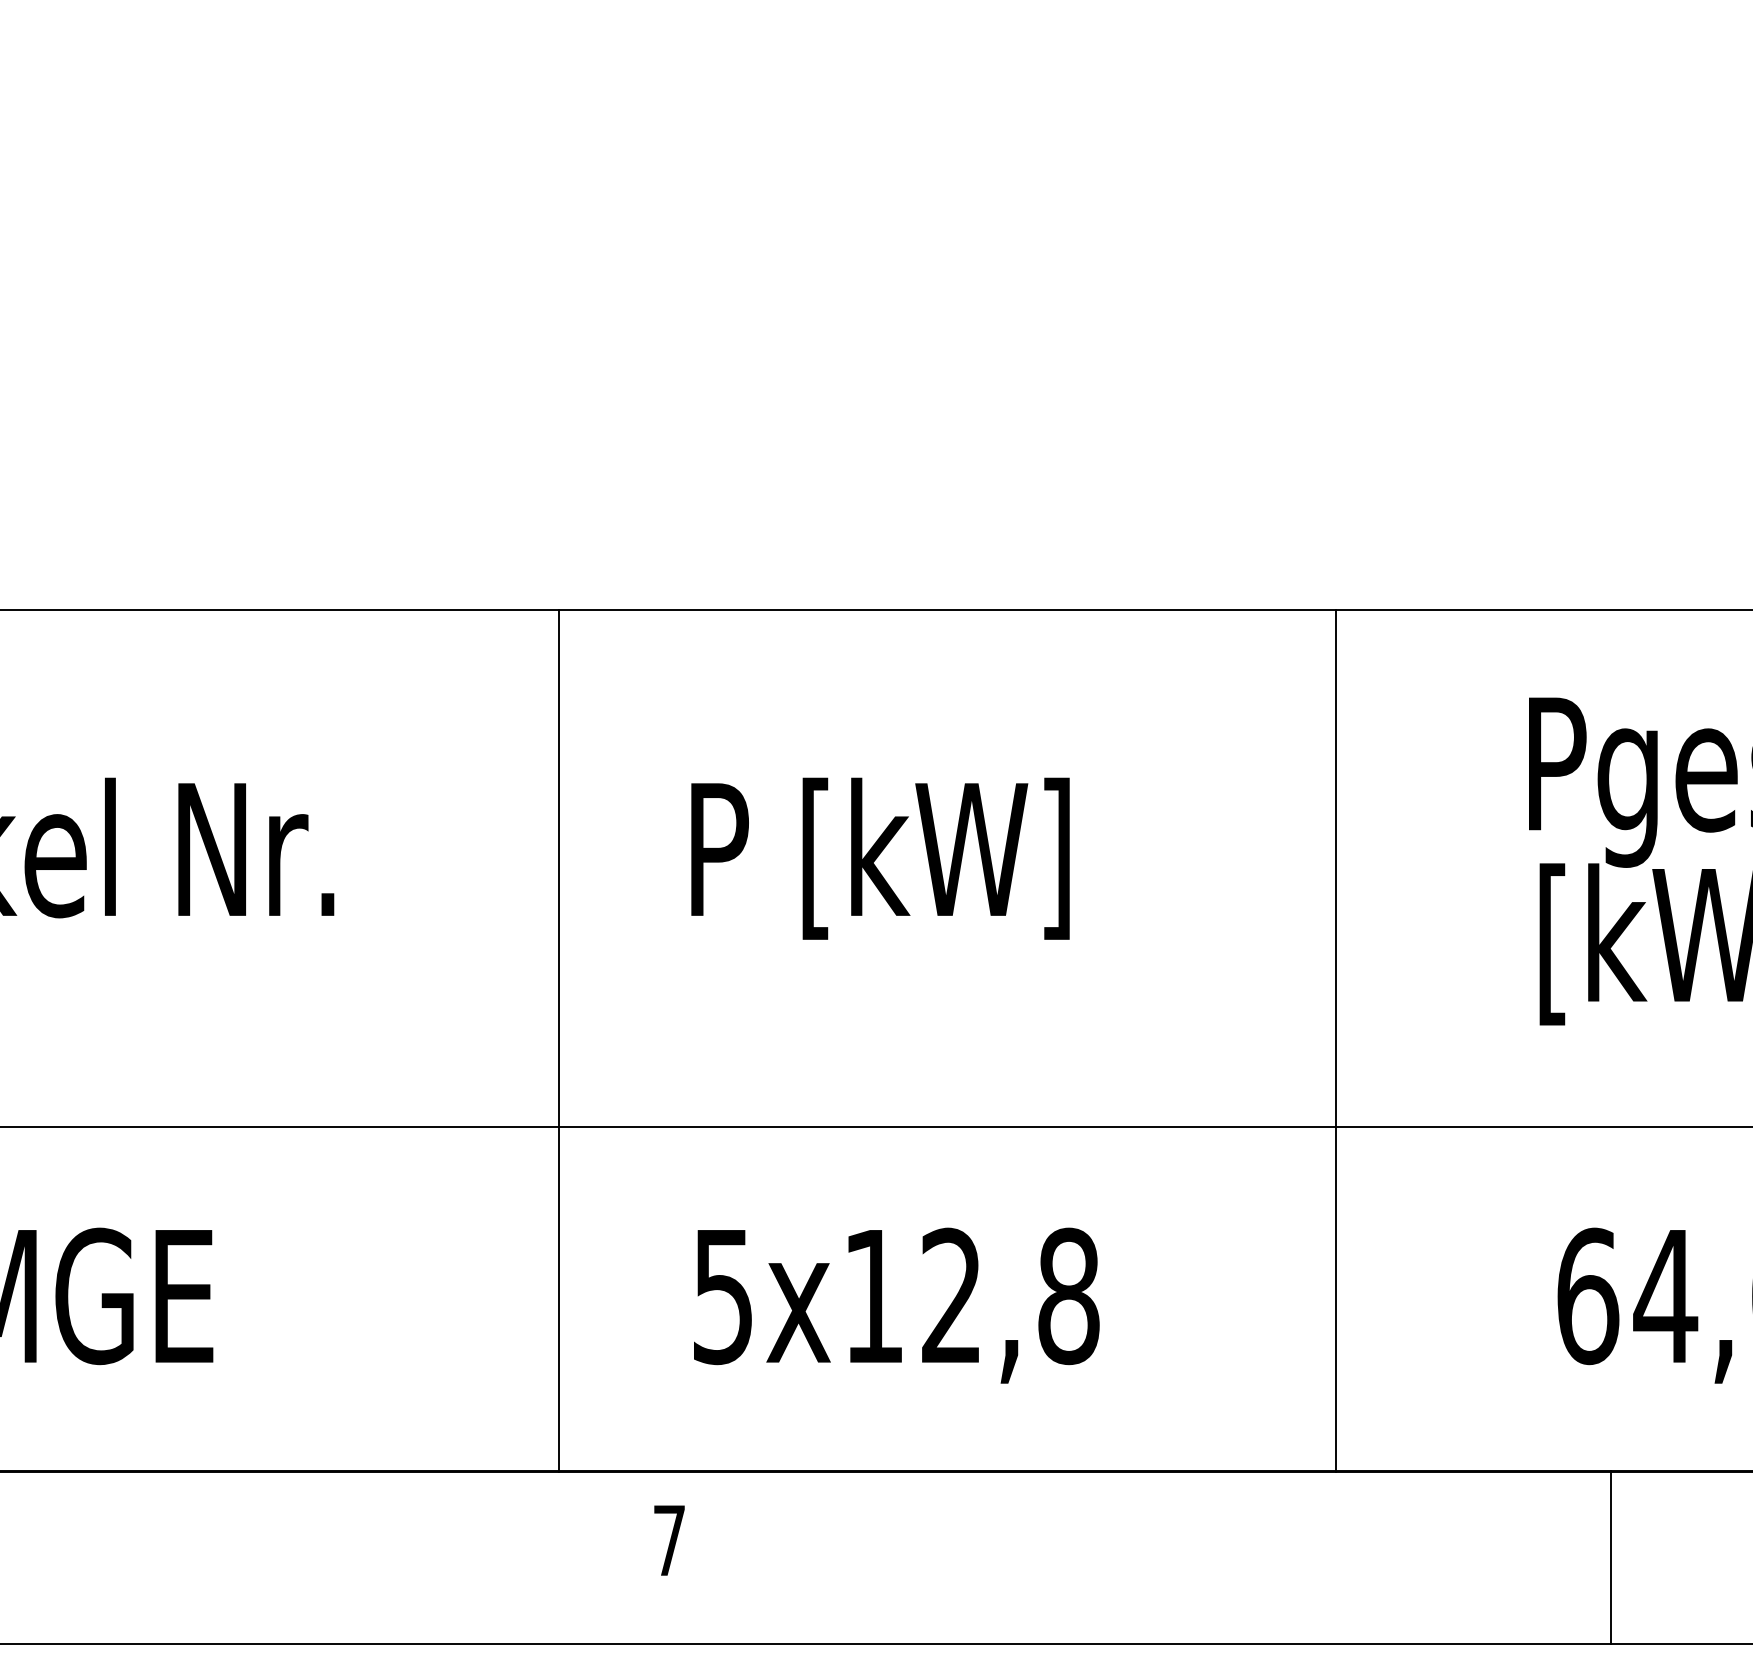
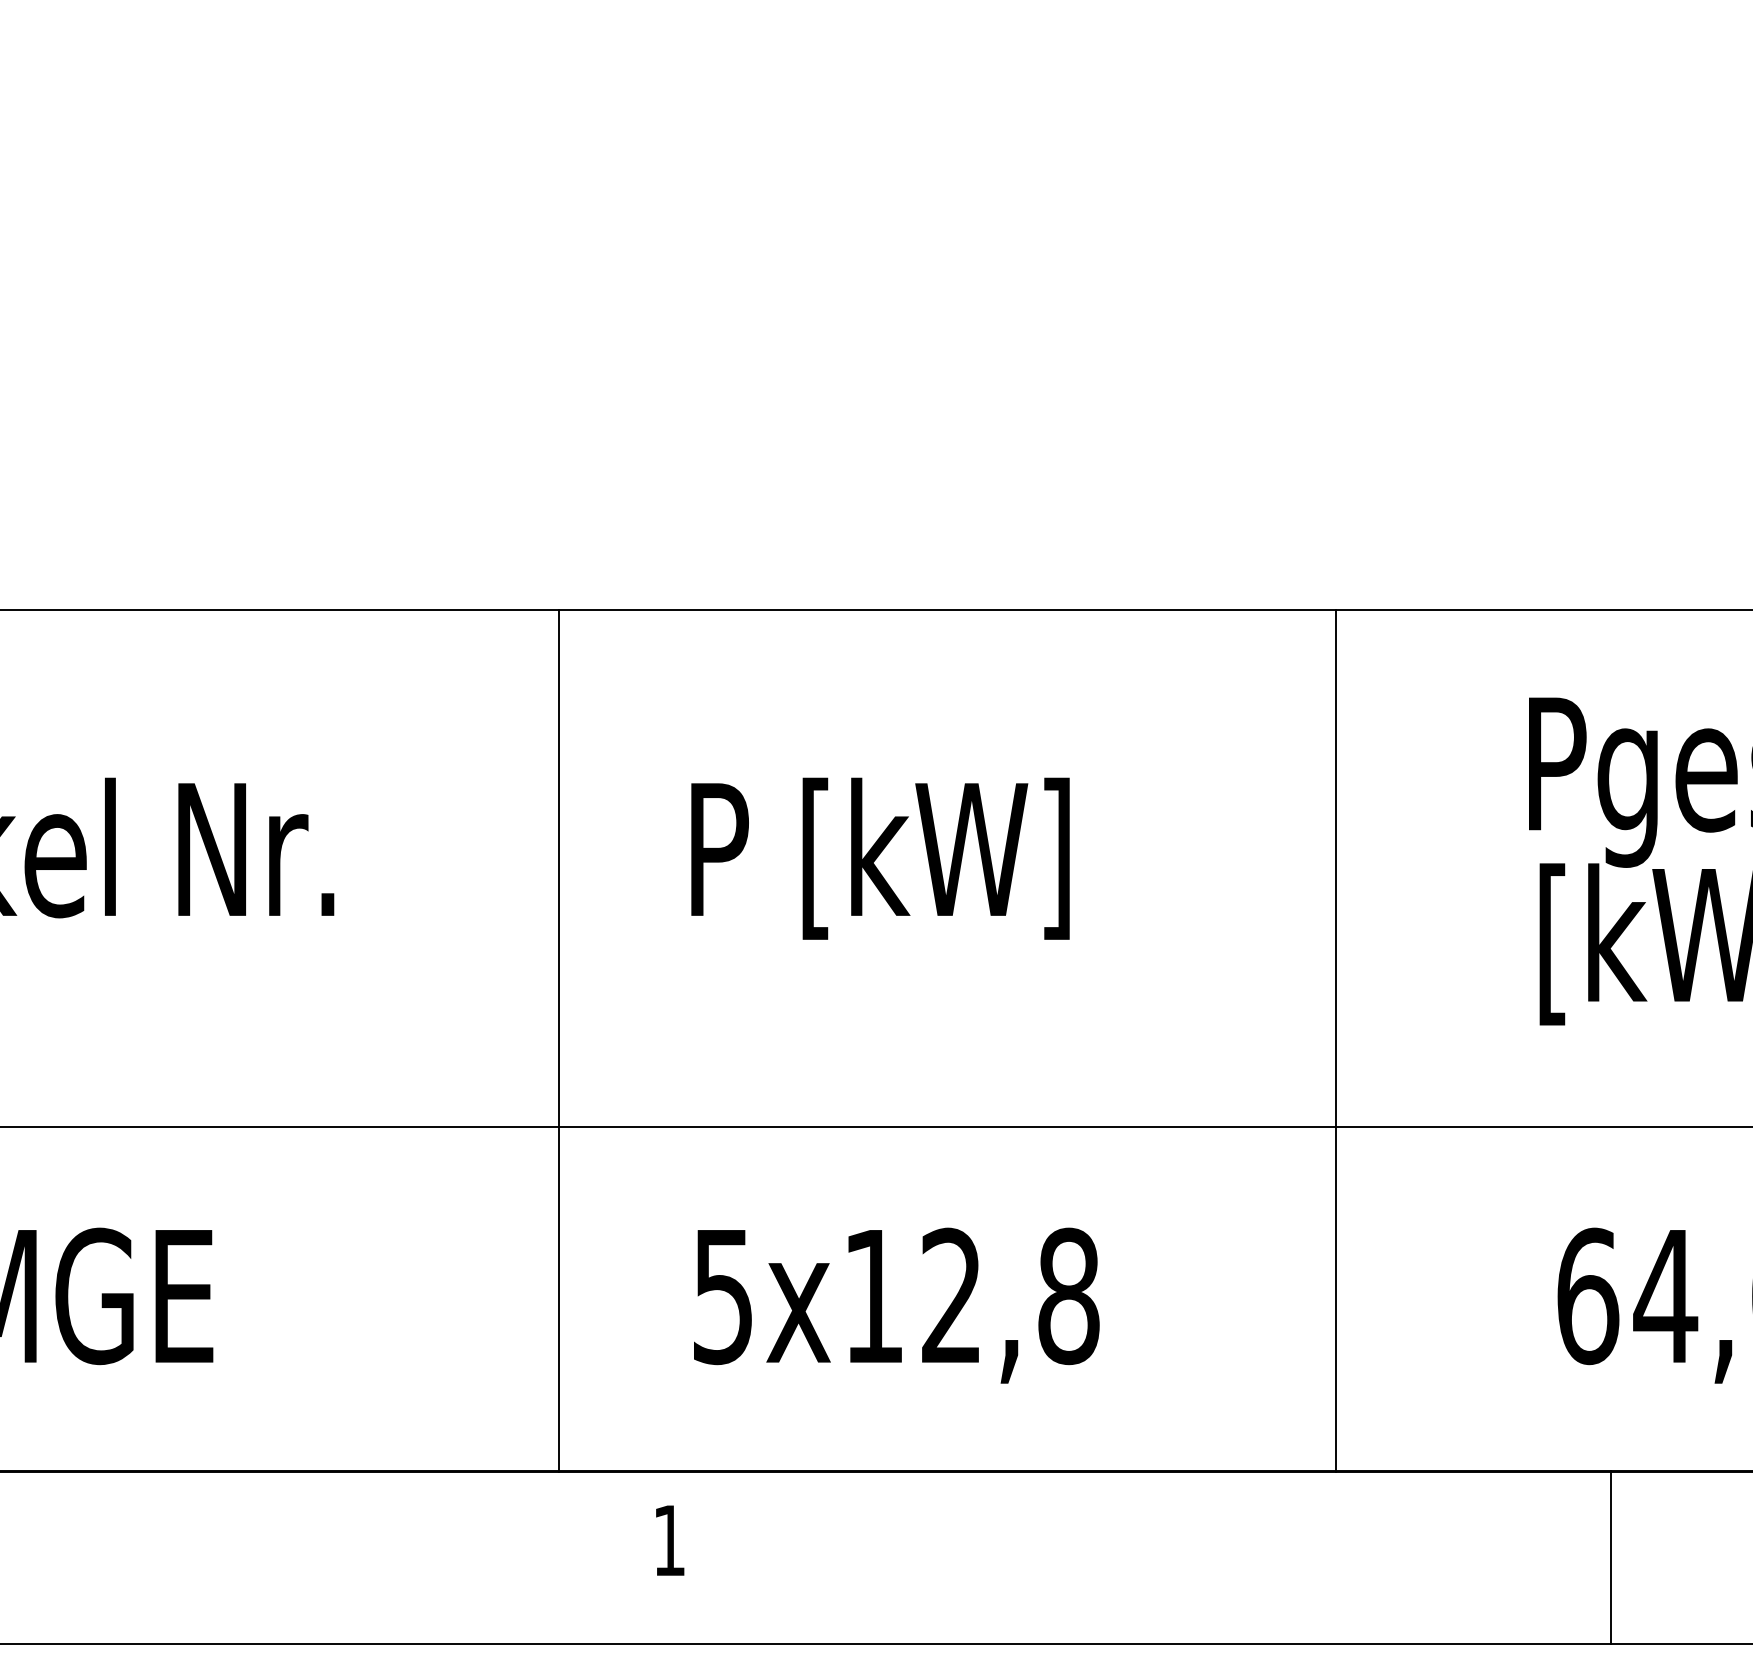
text: 7 -> 1 (669, 1540)
